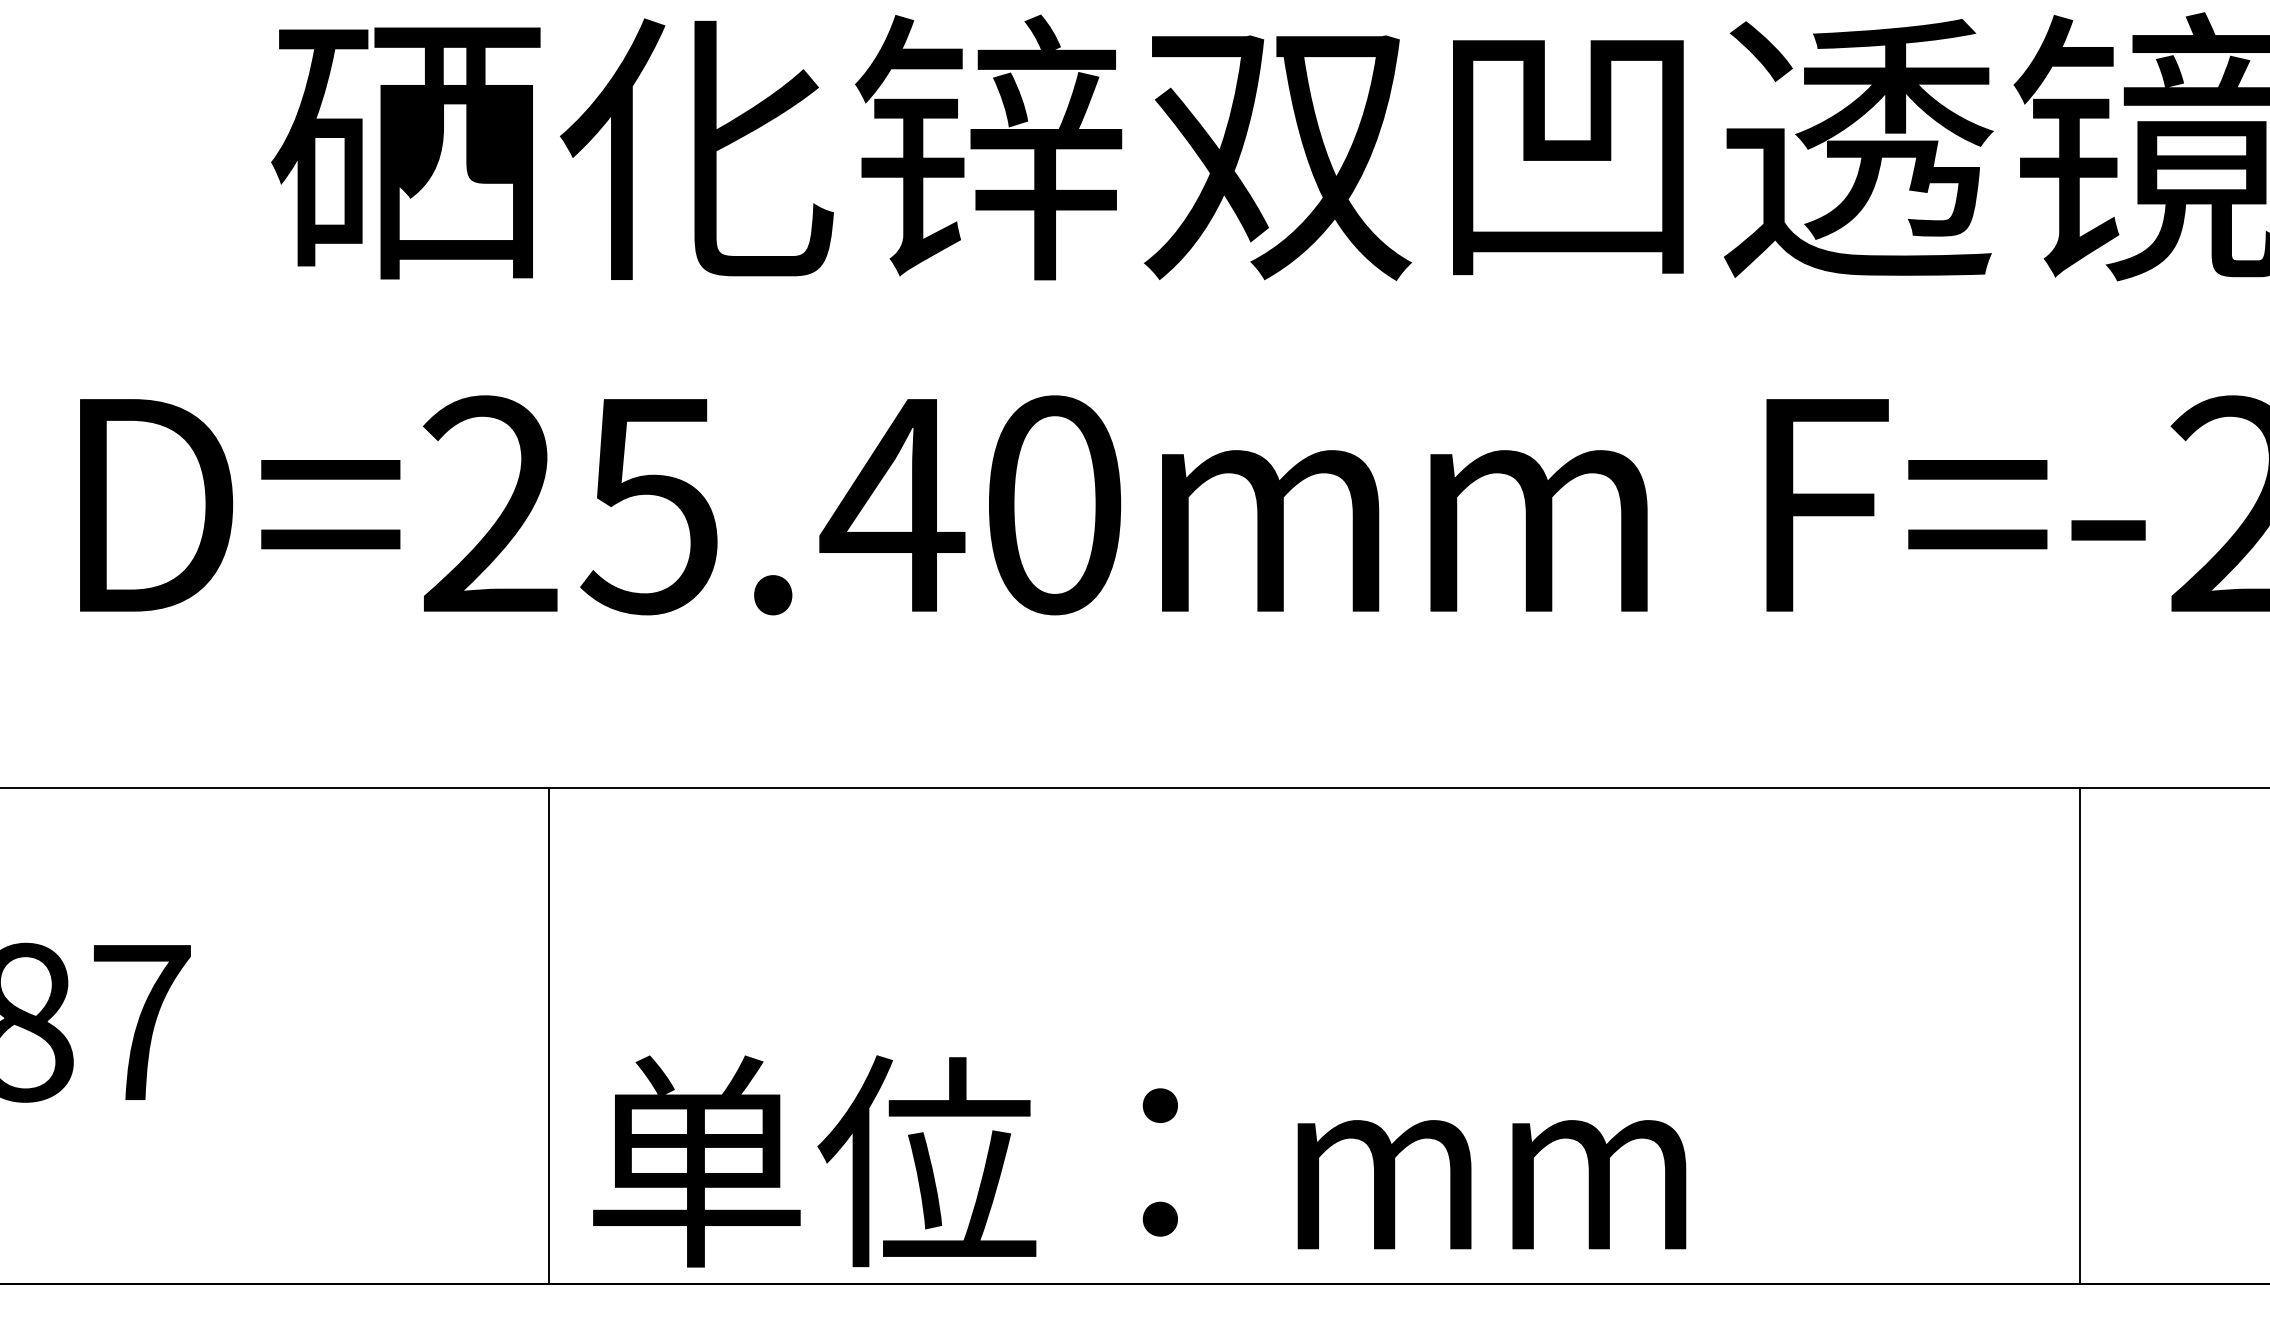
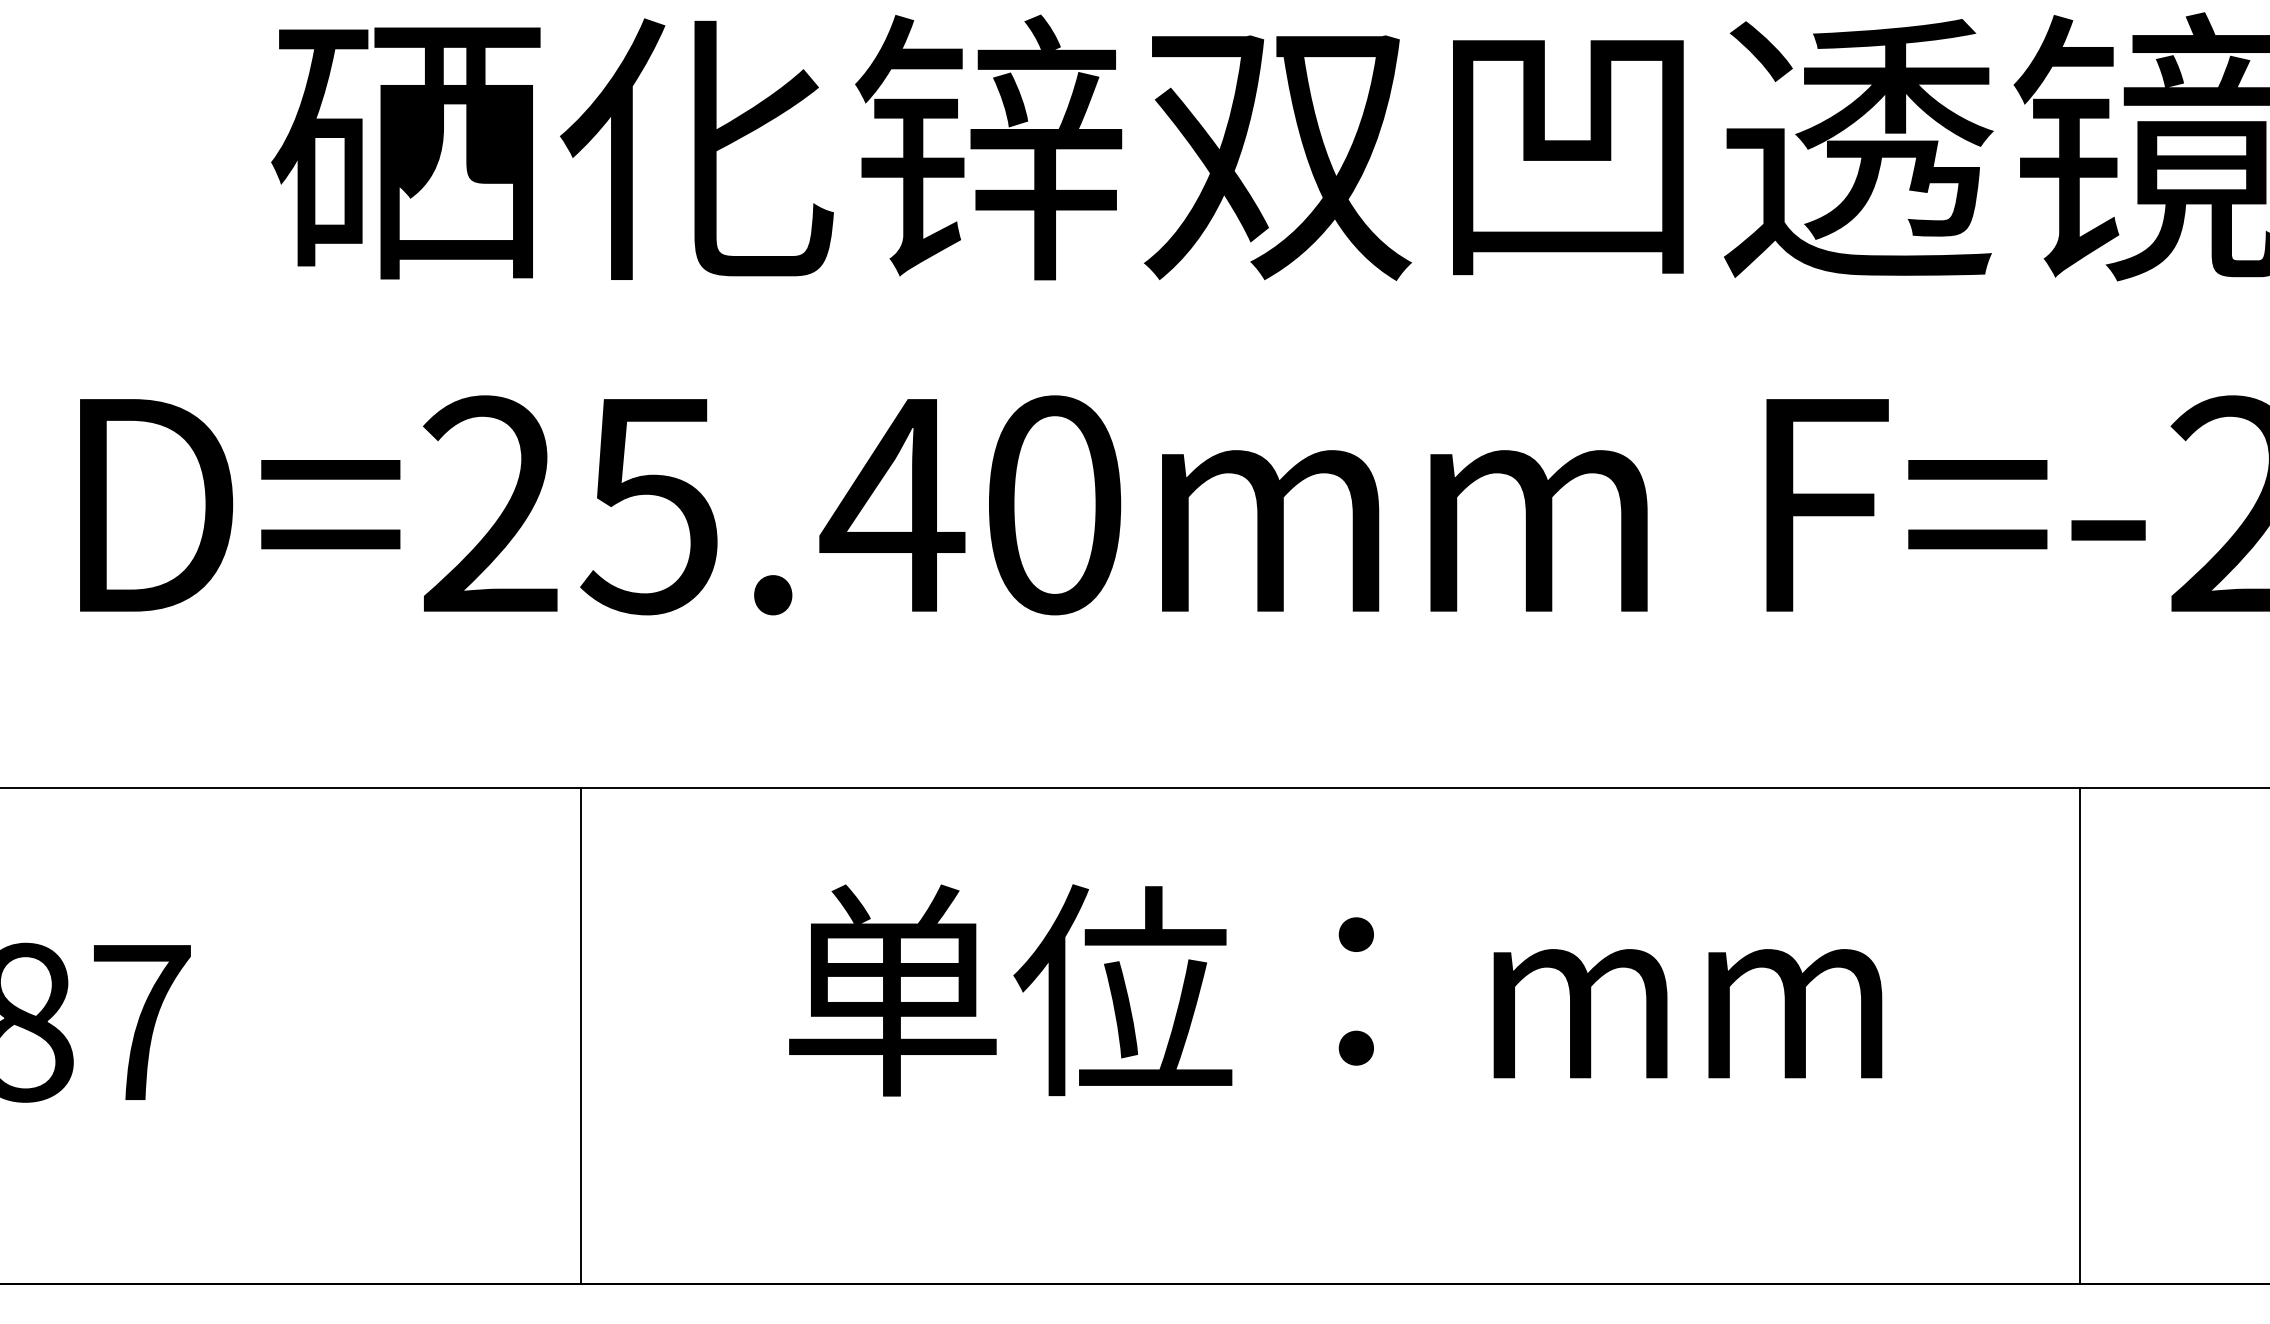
line position: (549, 1035) -> (581, 1035) (581, 1035)
text position: (1139, 1161) -> (1335, 990) (1335, 990)
